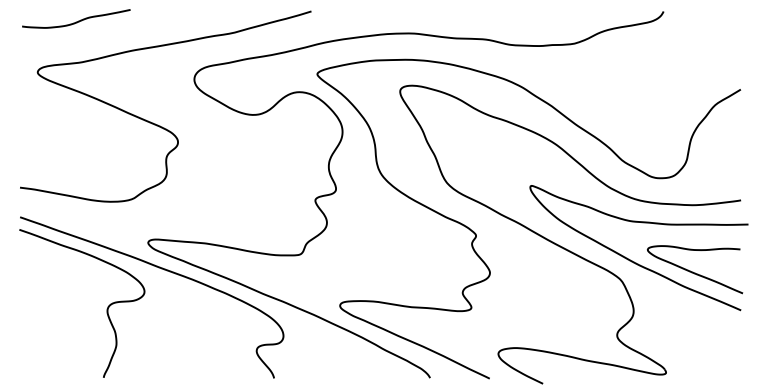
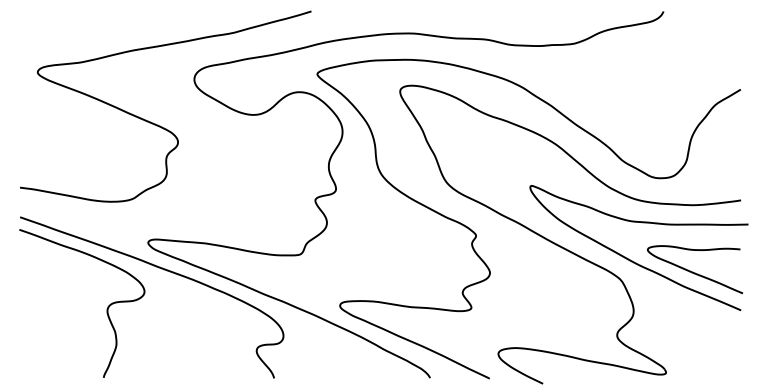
curve: present -> none (78, 20)
